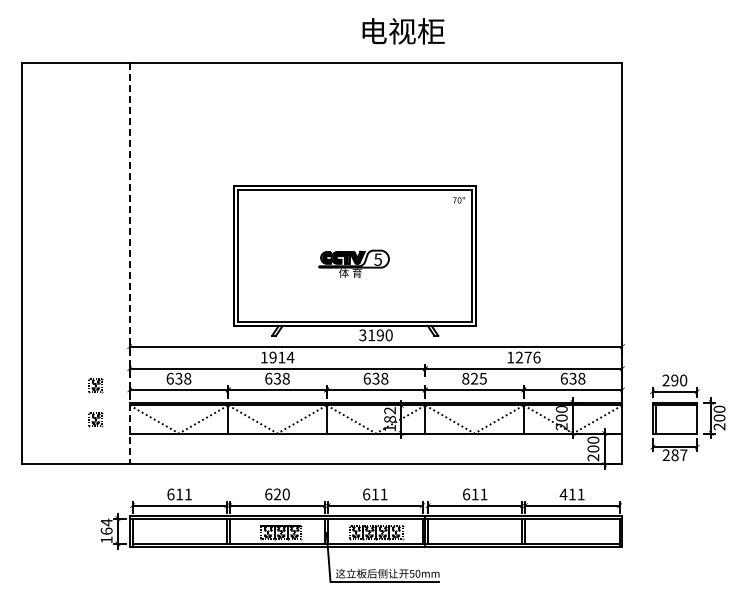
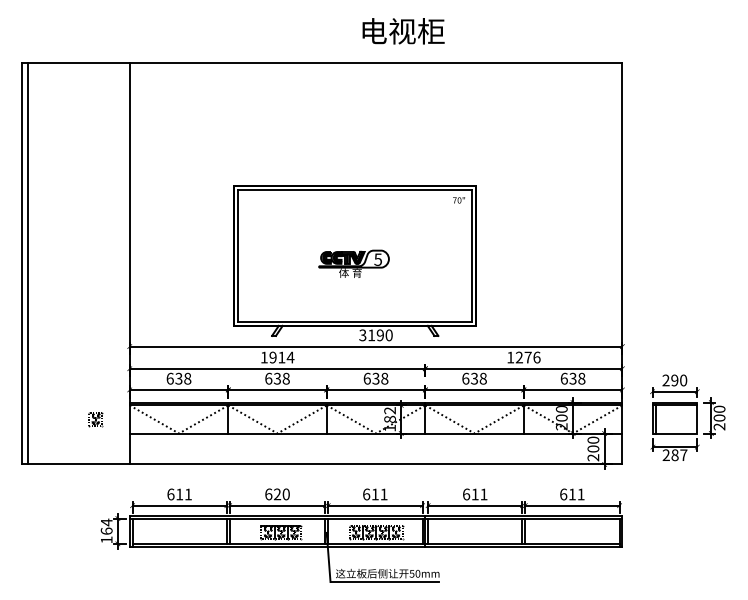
line: none -> present (27, 263)
line: dashed -> solid (129, 263)
text: 825 -> 638 (474, 378)
part: present -> none (95, 385)
text: 411 -> 611 (563, 494)
